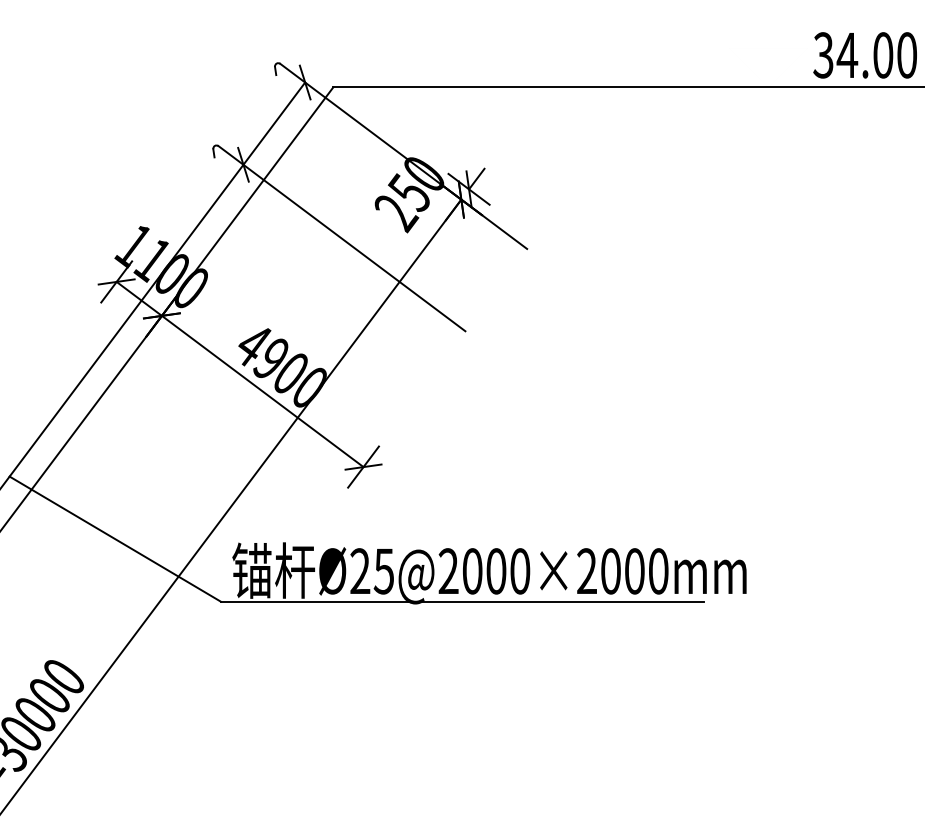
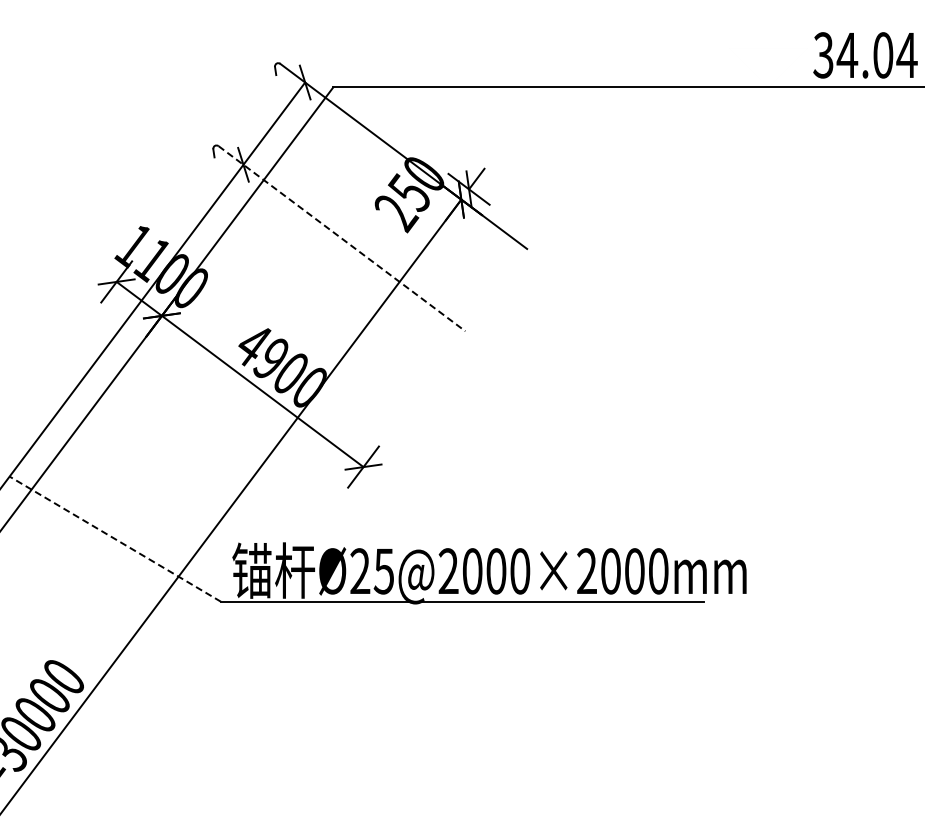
text: 34.00 -> 34.04 (906, 55)
line: solid -> dashed (342, 238)
line: solid -> dashed (115, 539)
